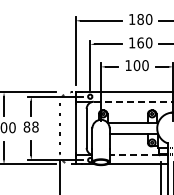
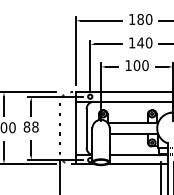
text: 160 -> 140 (140, 42)
line: dashed -> solid (133, 101)
line: dashed -> solid (134, 155)
